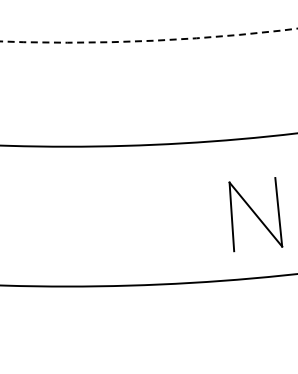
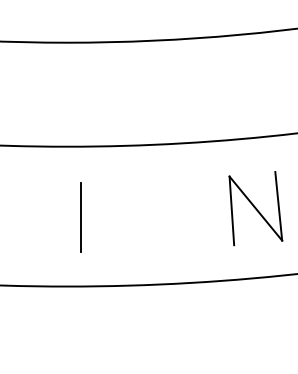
arc: dashed -> solid (148, 40)
part position: (255, 214) -> (255, 208) (255, 208)
line: none -> present (80, 217)
